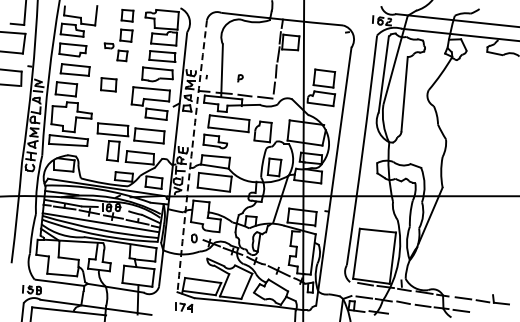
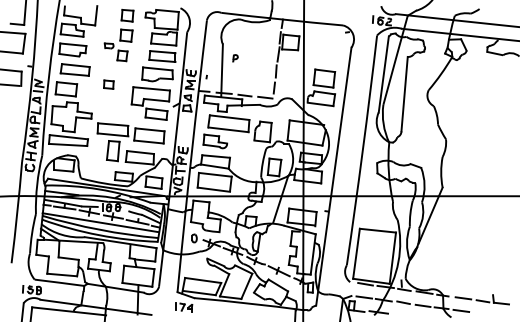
part position: (240, 78) -> (235, 58) (235, 58)
part size: 18x16 px -> 12x11 px (108, 84)
arc: dashed -> solid (191, 156)
